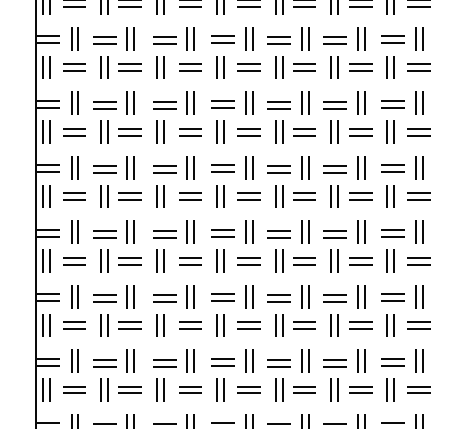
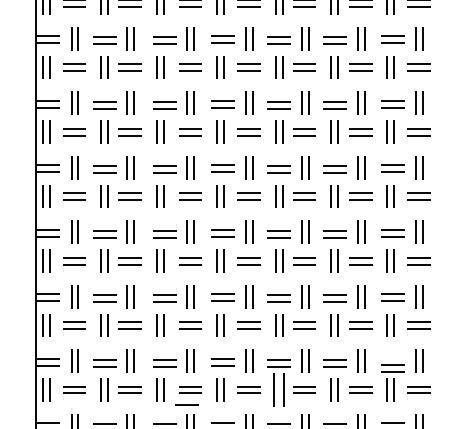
part position: (392, 362) -> (392, 368) (392, 368)
part size: 9x24 px -> 12x34 px (278, 389)
line: none -> present (186, 404)
